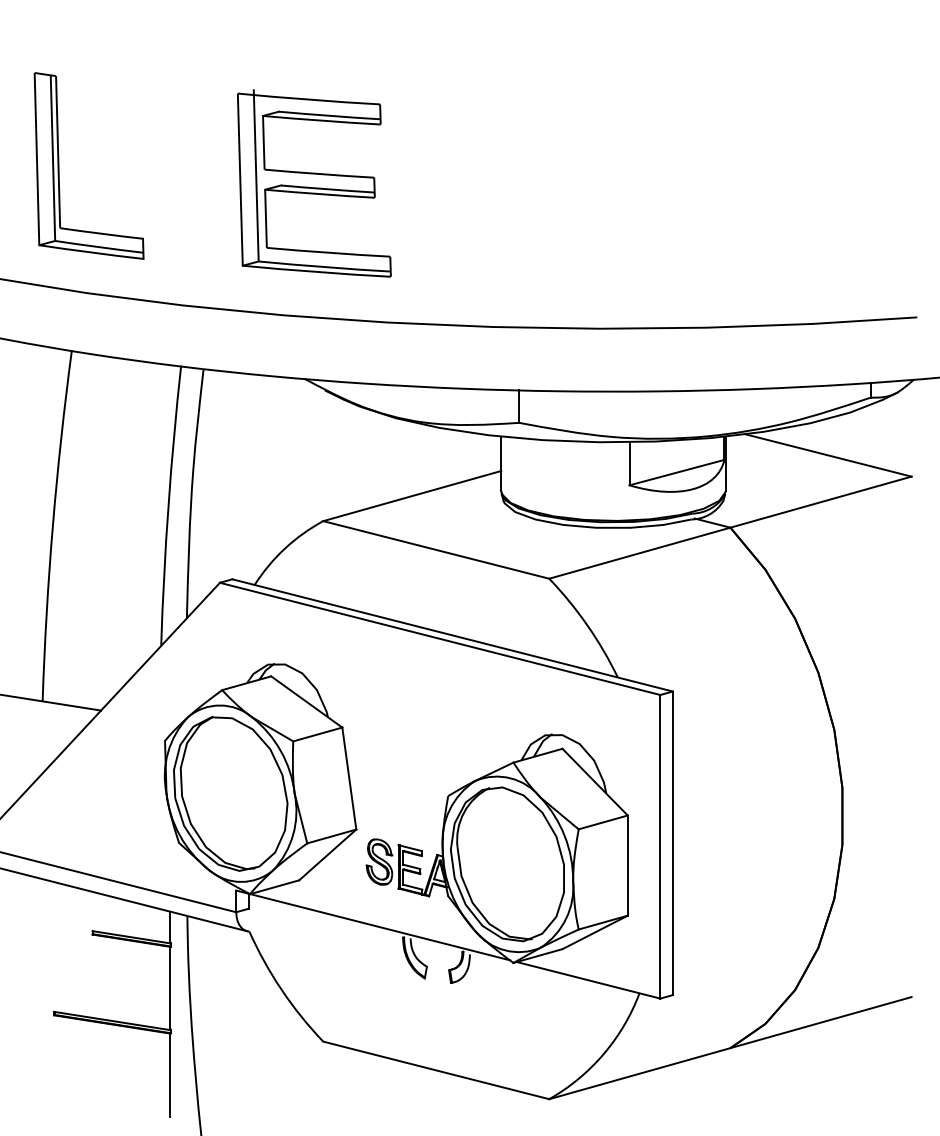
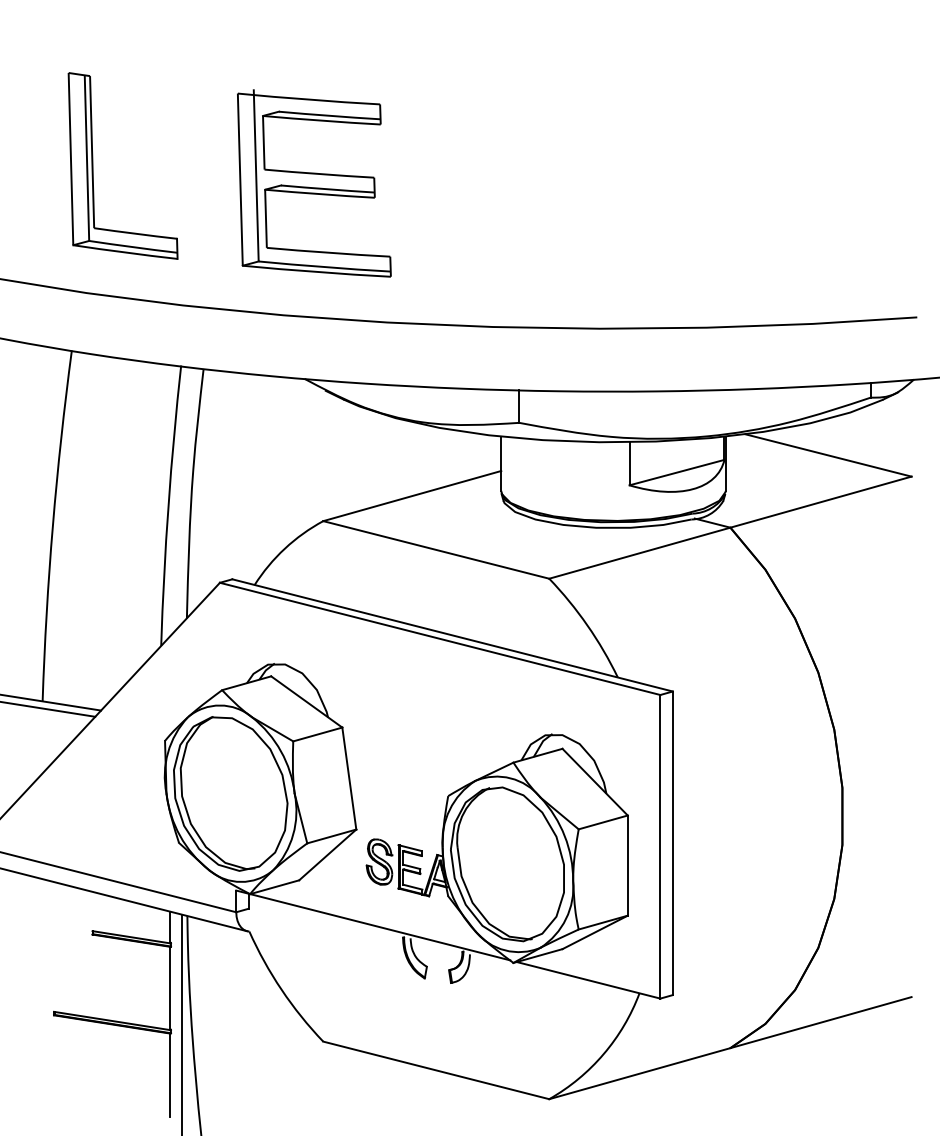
part position: (59, 165) -> (93, 165) (93, 165)
line: none -> present (48, 709)
line: none -> present (181, 1023)
